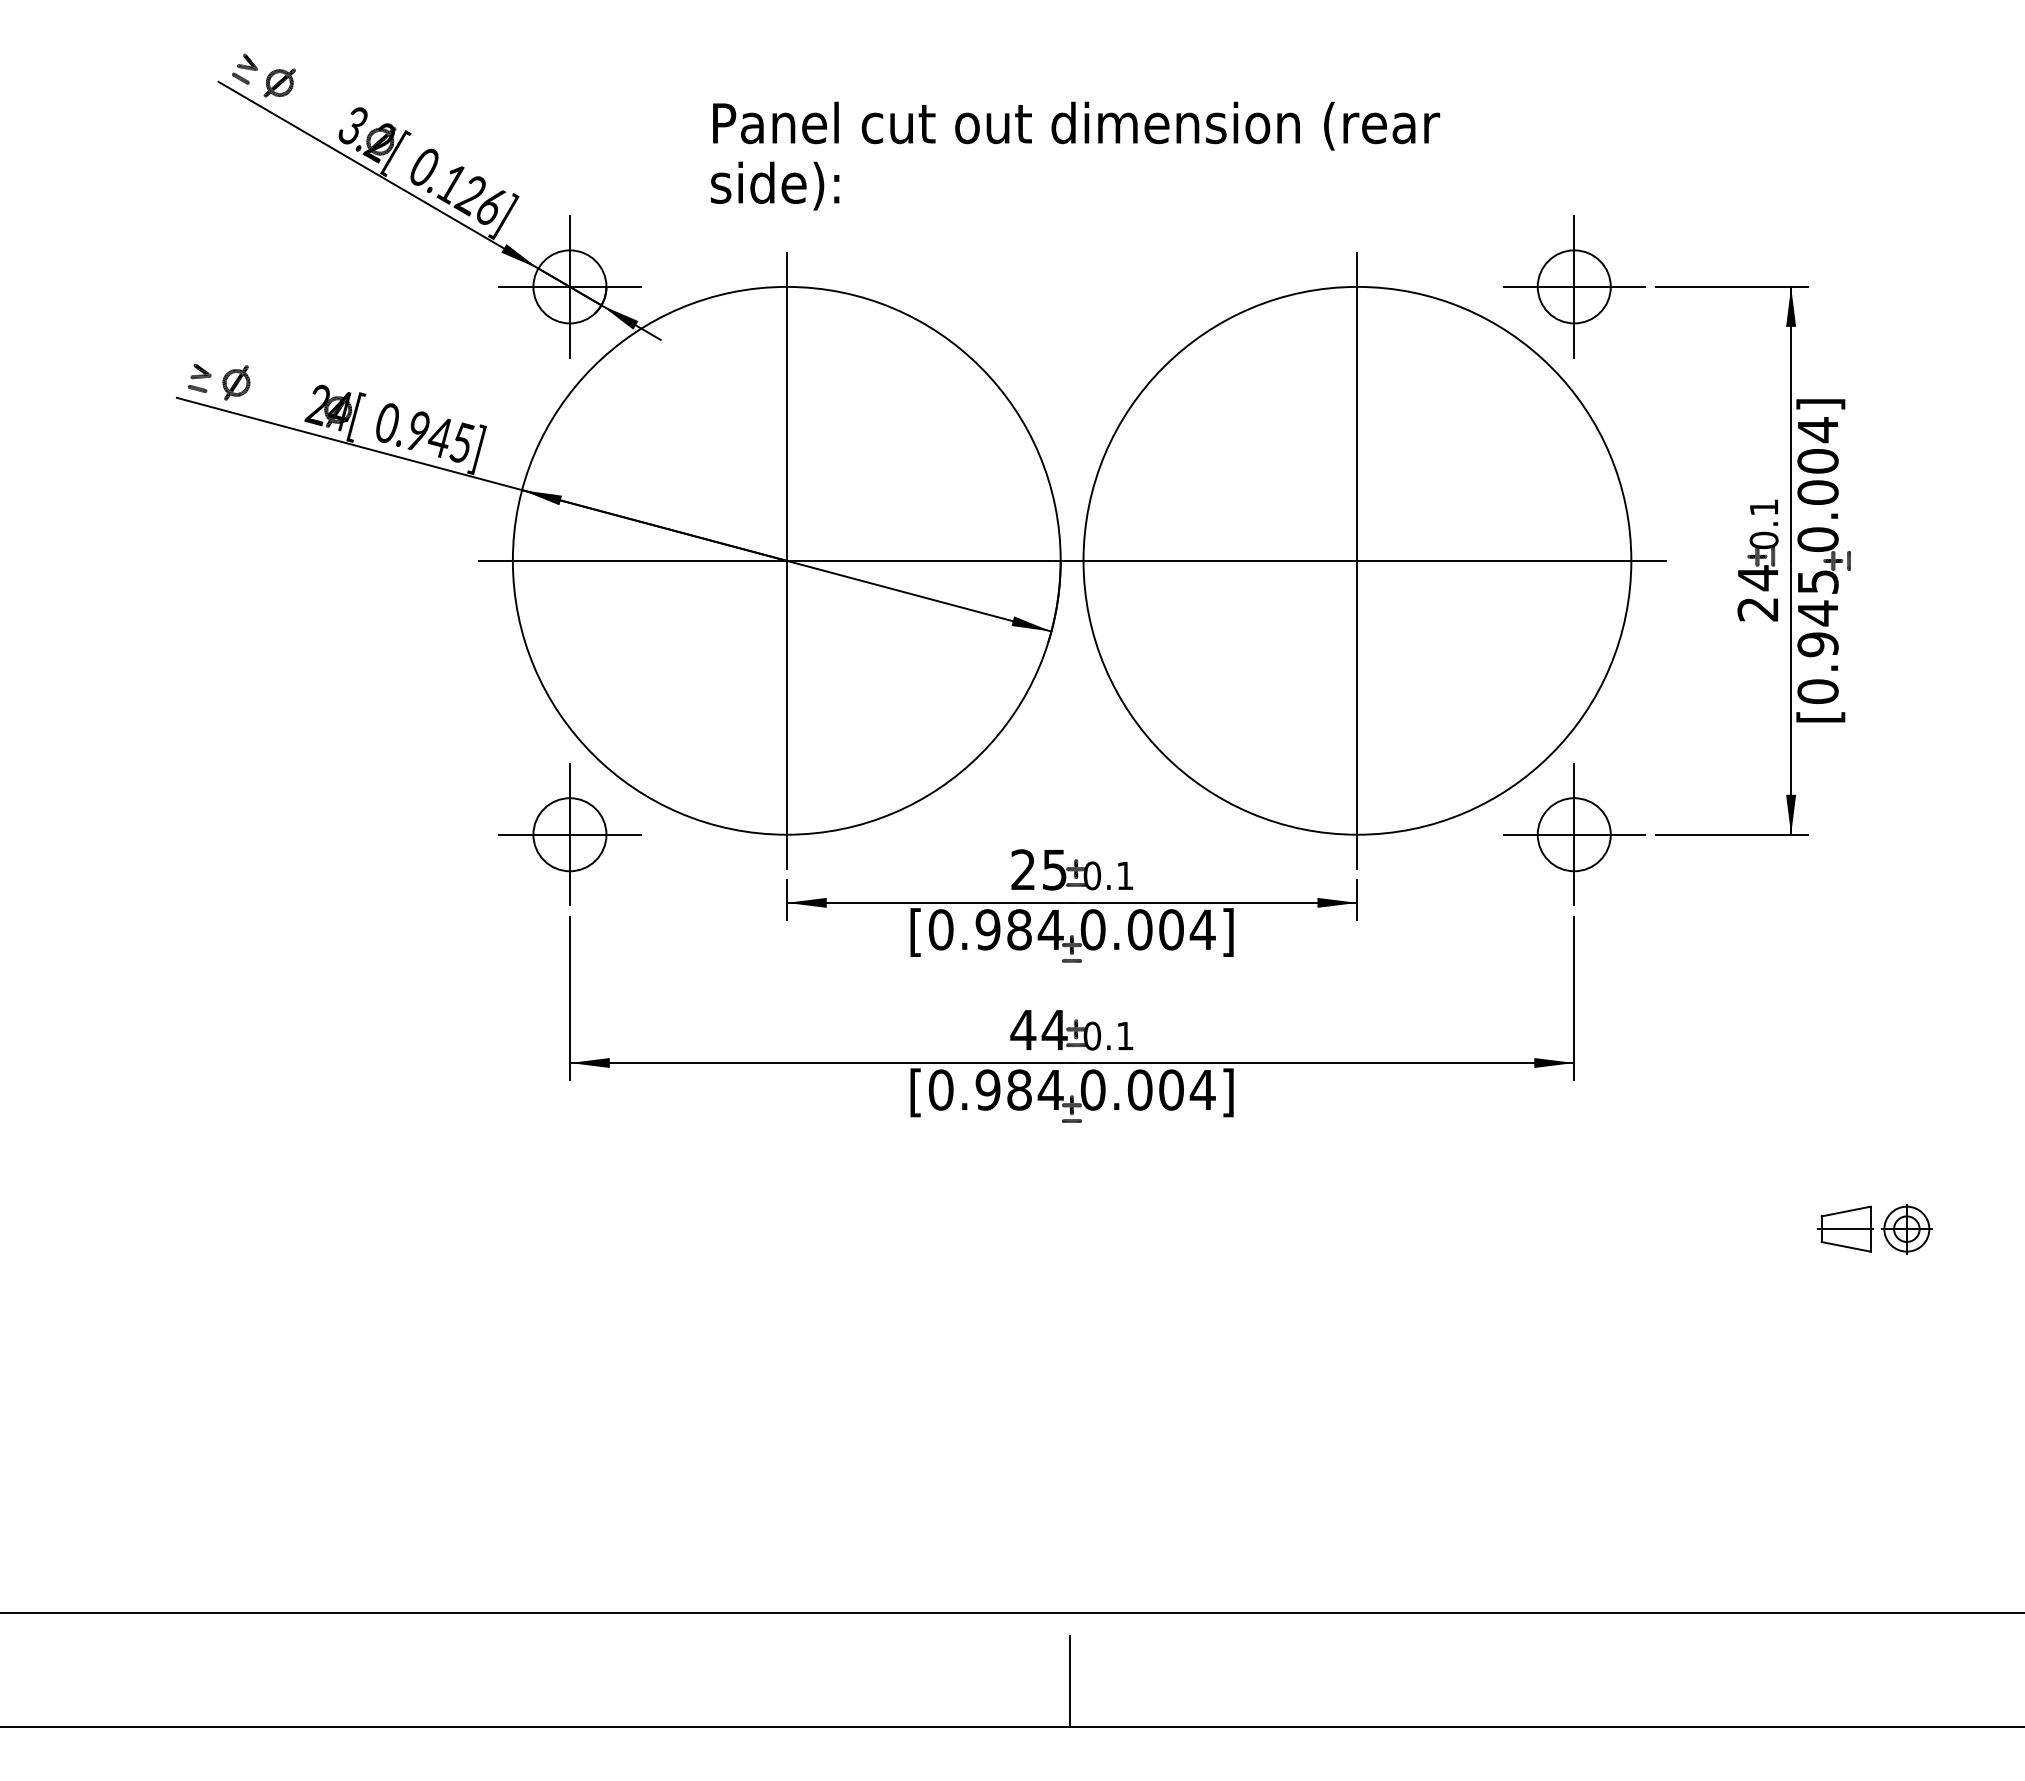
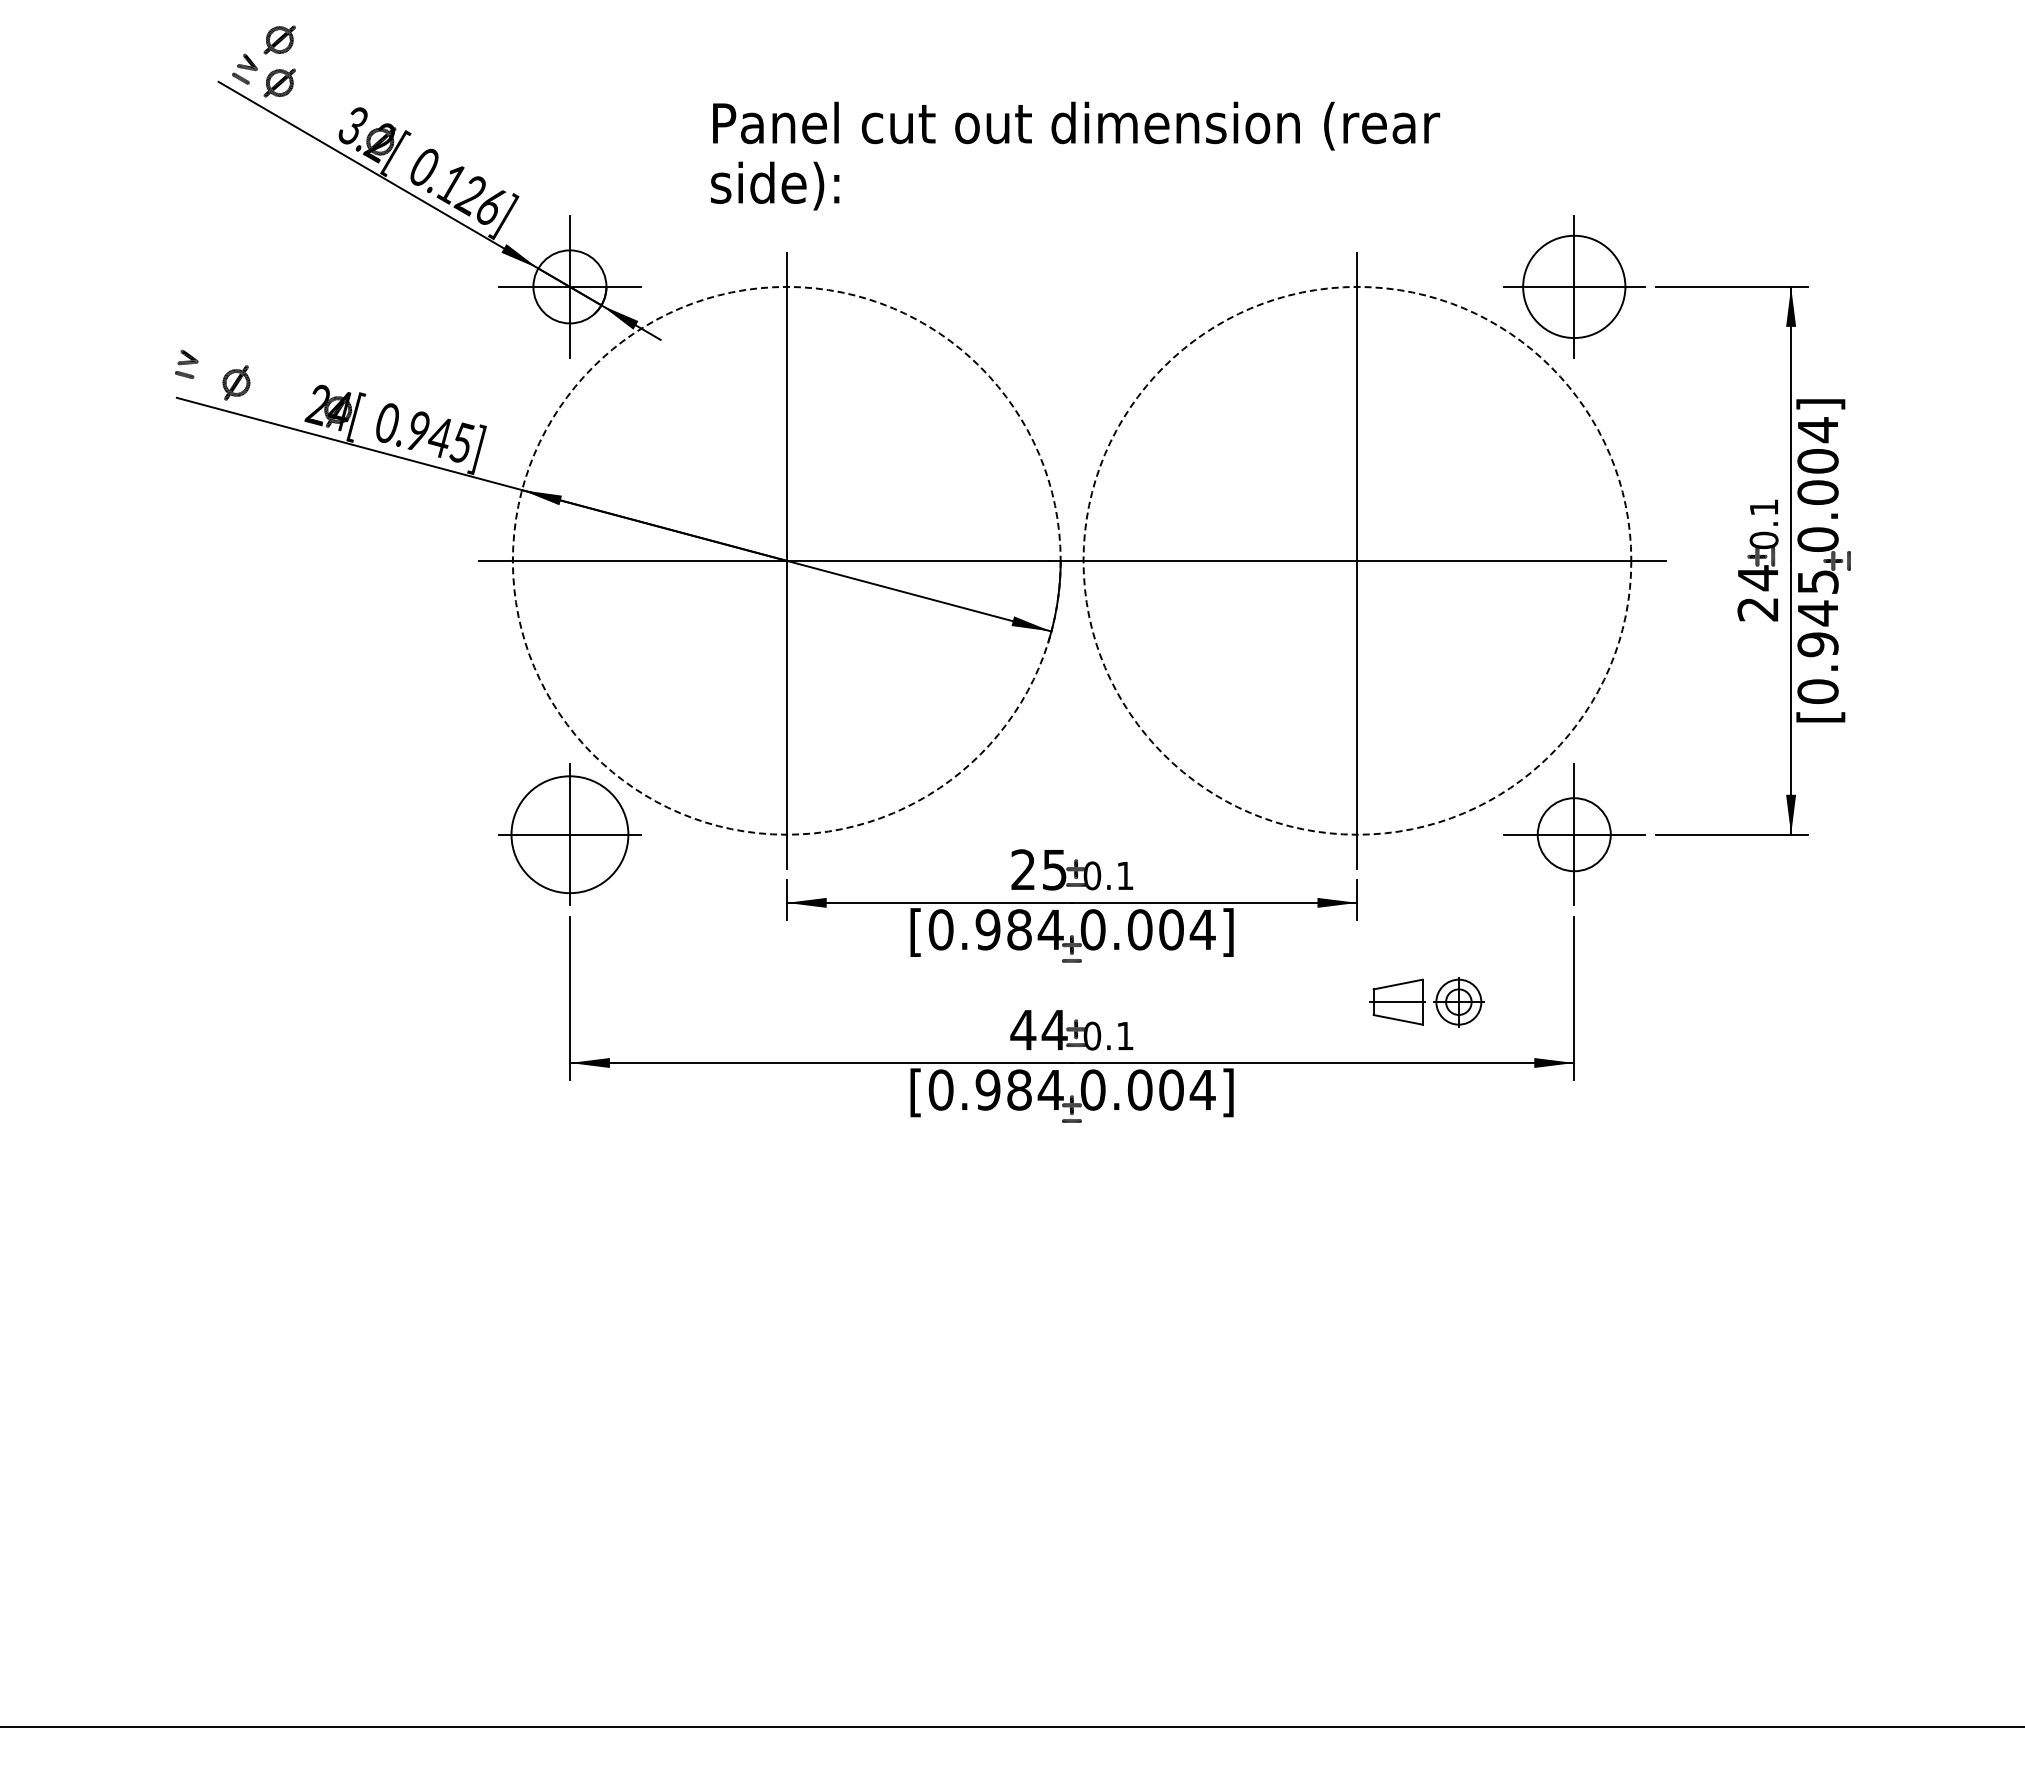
part: none -> present (279, 39)
circle diameter: 73 px -> 102 px (1574, 286)
part position: (199, 378) -> (186, 364) (186, 364)
circle: solid -> dashed (786, 560)
circle: solid -> dashed (1357, 560)
circle diameter: 73 px -> 117 px (569, 834)
part position: (1874, 1229) -> (1426, 1002) (1426, 1002)
line: present -> none (1011, 1613)
line: present -> none (1070, 1681)
